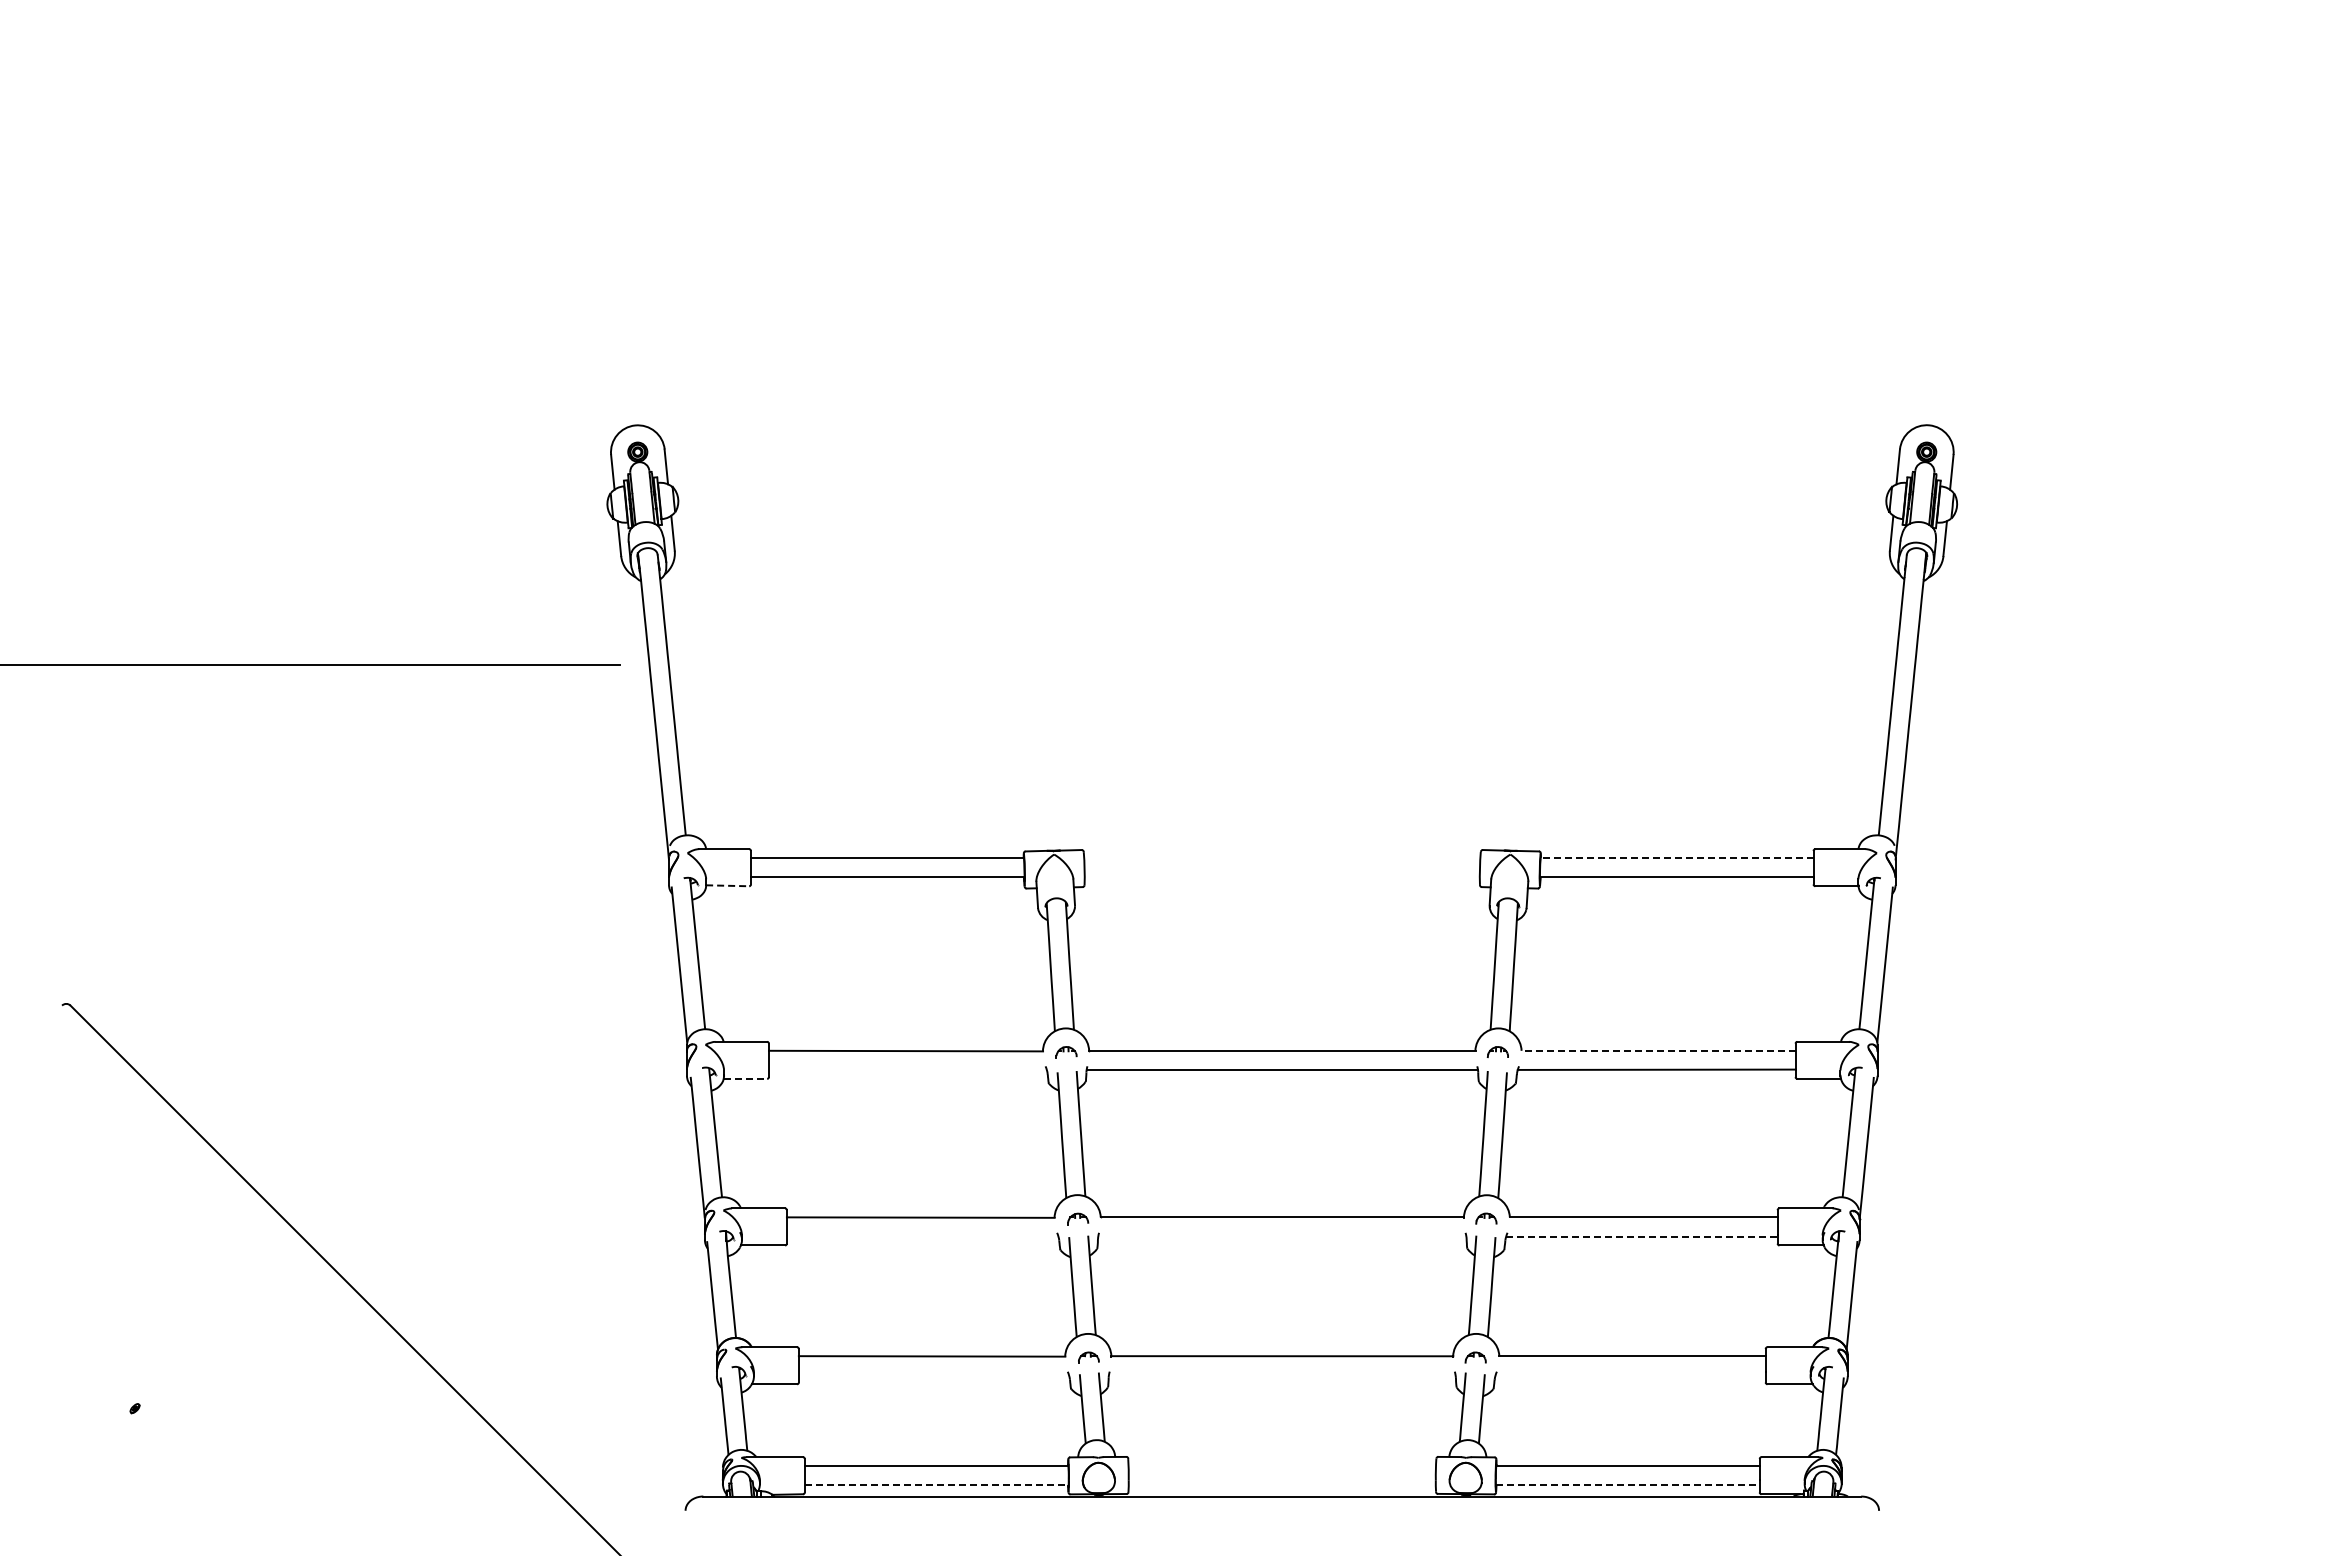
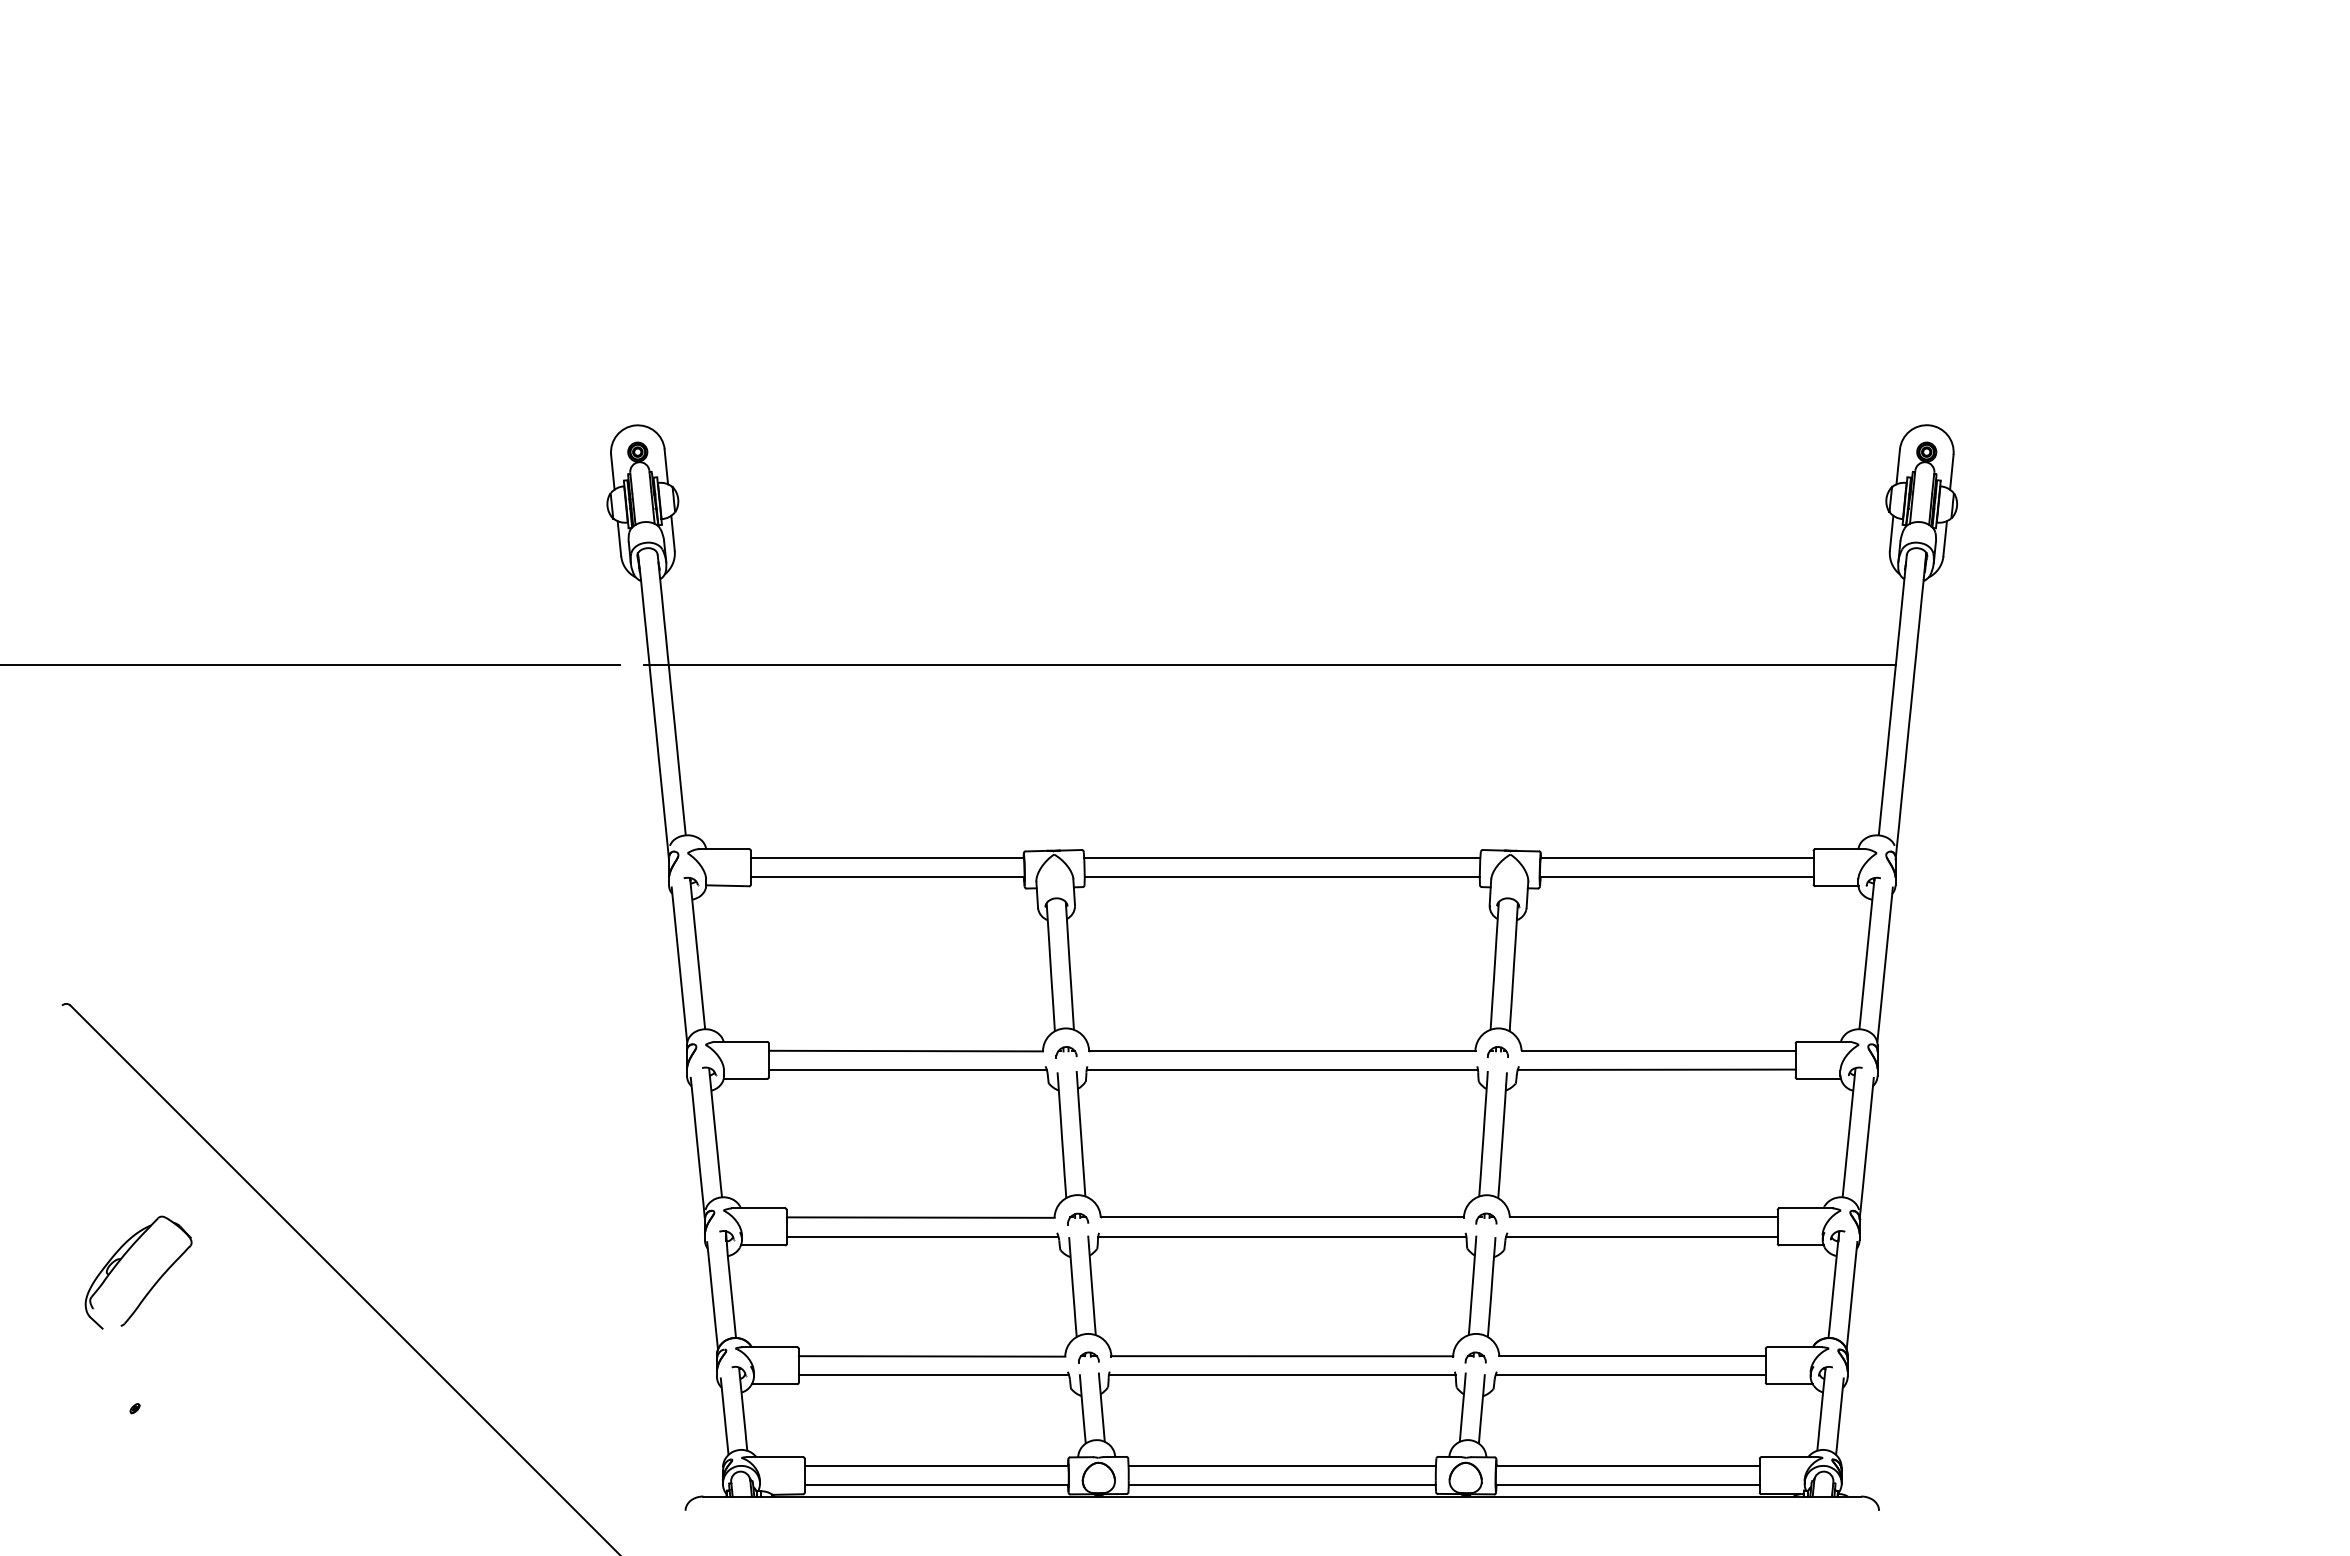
line: none -> present (1269, 664)
line: none -> present (1282, 858)
line: dashed -> solid (1676, 858)
line: none -> present (1281, 877)
line: dashed -> solid (727, 885)
line: dashed -> solid (1658, 1050)
line: none -> present (907, 1069)
line: dashed -> solid (745, 1078)
line: none -> present (922, 1236)
line: none -> present (1282, 1236)
line: dashed -> solid (1641, 1236)
part: none -> present (153, 1284)
line: none -> present (933, 1375)
line: none -> present (1281, 1375)
line: none -> present (1630, 1375)
line: none -> present (1282, 1466)
line: dashed -> solid (936, 1485)
line: none -> present (1281, 1485)
line: dashed -> solid (1627, 1485)
